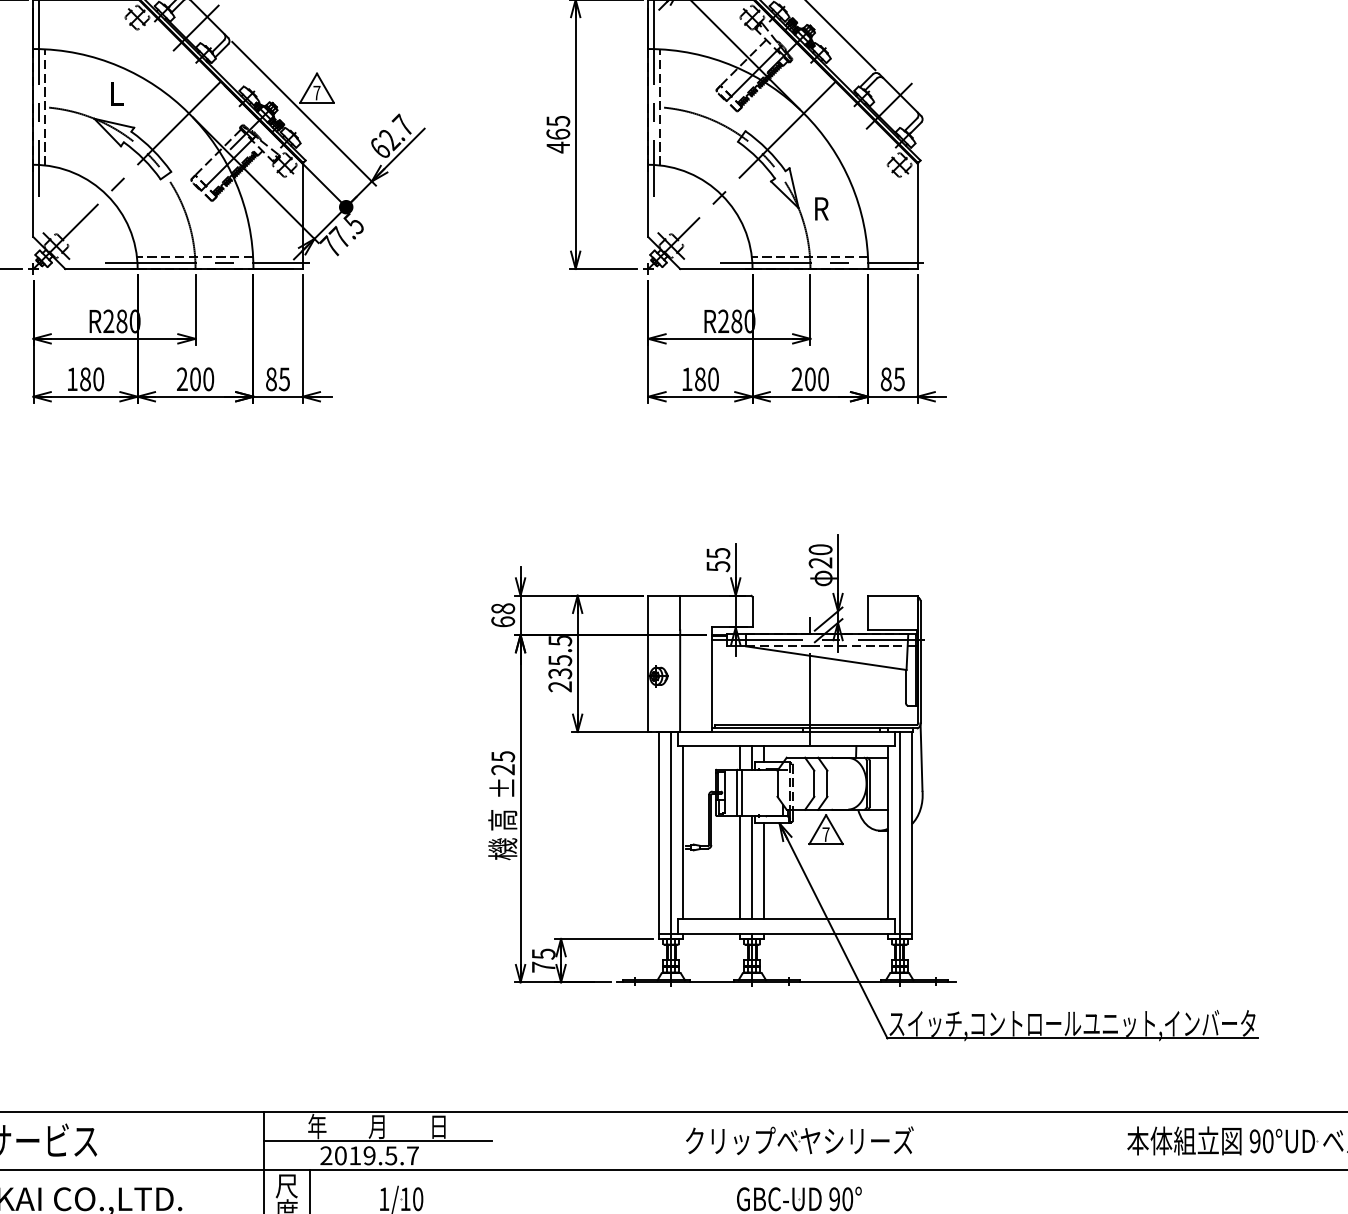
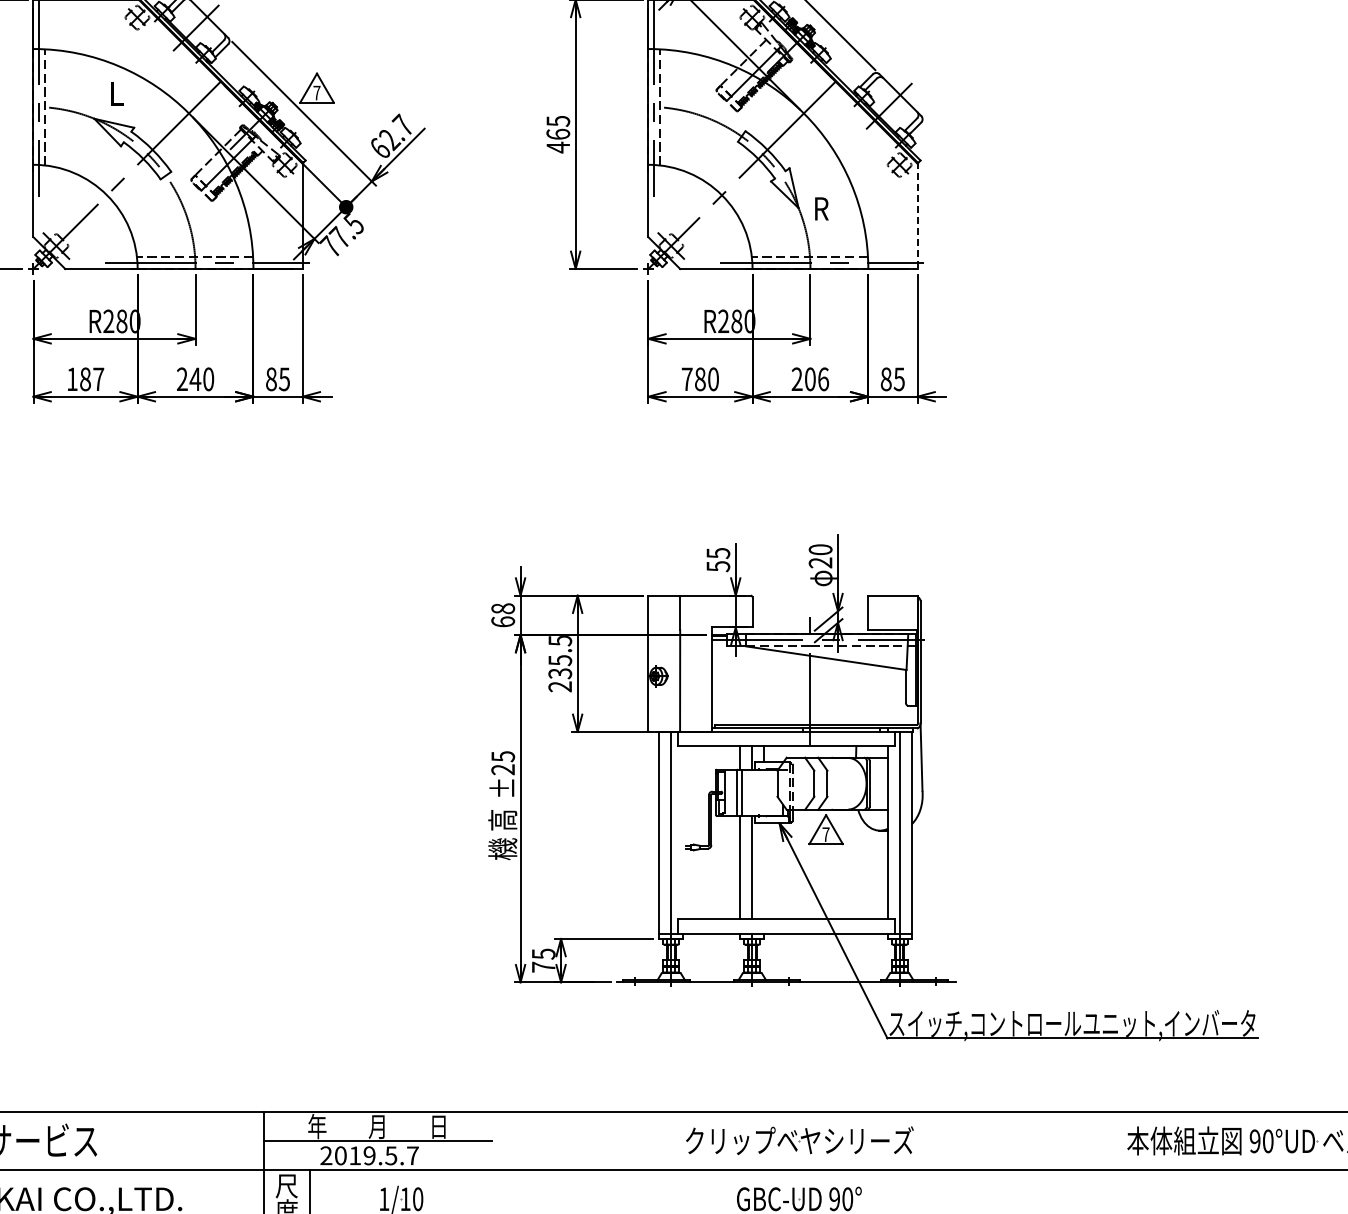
line: solid -> dashed (917, 216)
text: 180 -> 780 (686, 378)
text: 180 -> 187 (98, 379)
text: 200 -> 240 (195, 379)
text: 200 -> 206 (823, 379)
line: present -> none (683, 832)
line: present -> none (764, 871)
